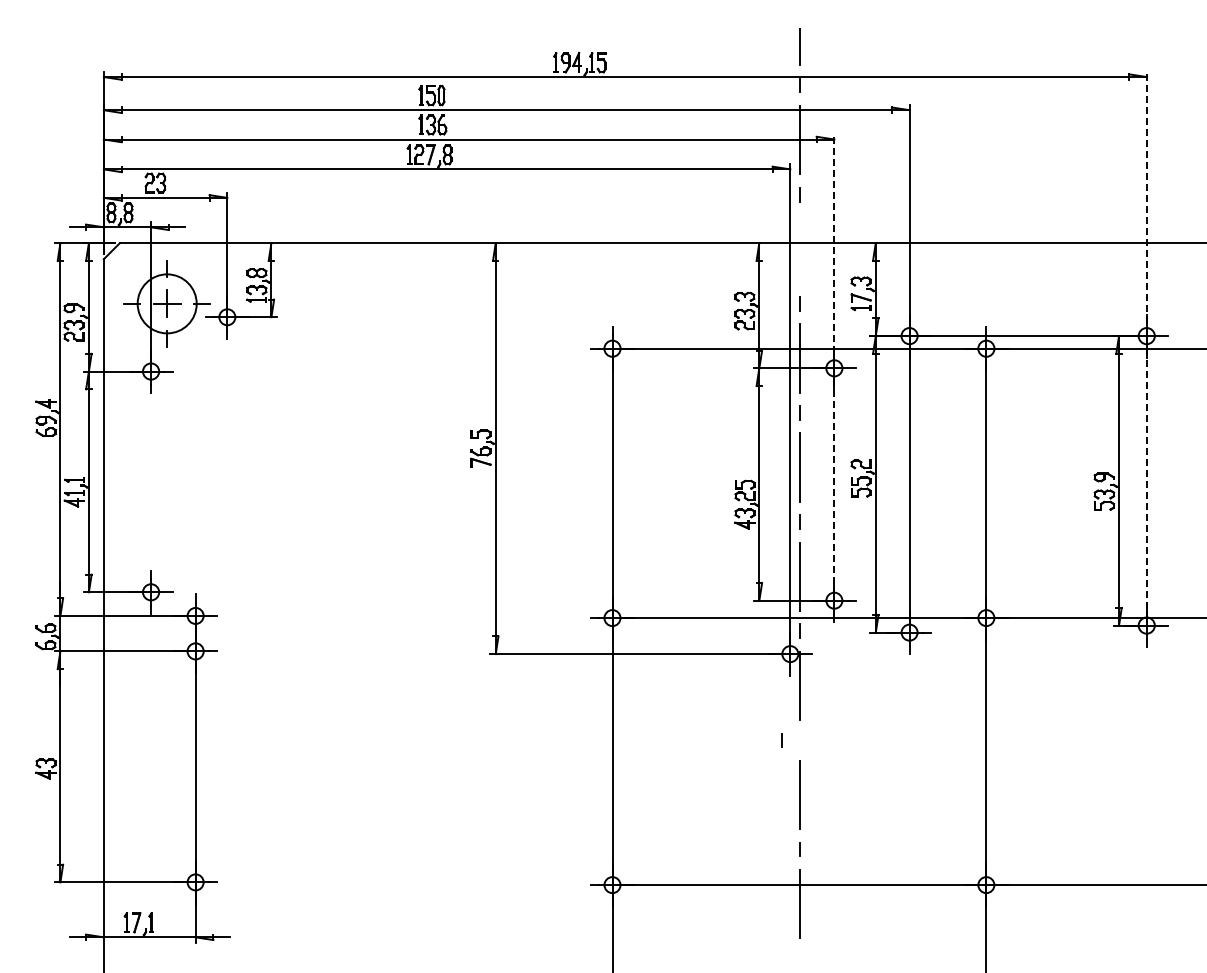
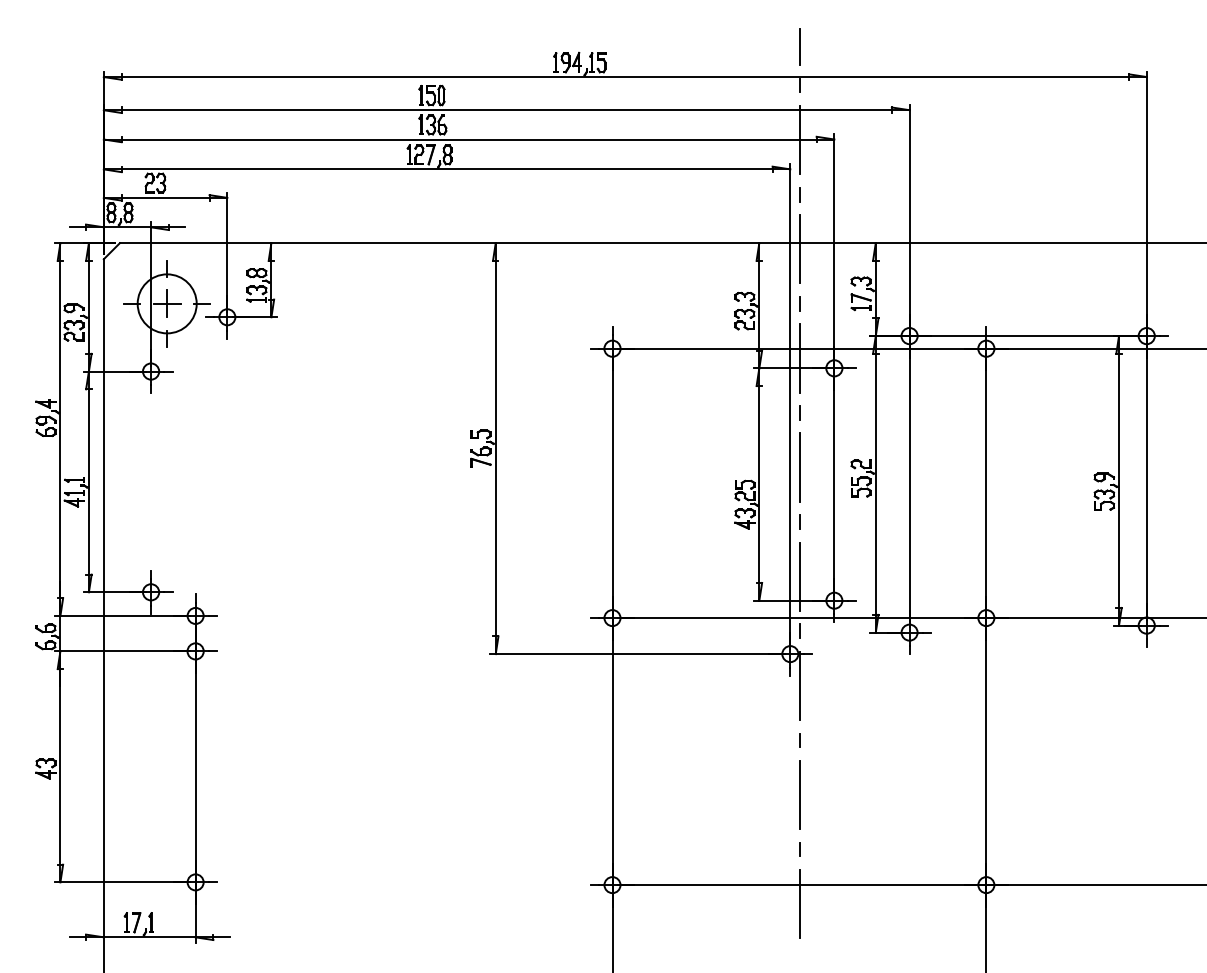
line: none -> present (799, 249)
line: dashed -> solid (1146, 345)
line: dashed -> solid (834, 364)
line position: (781, 740) -> (799, 740) (799, 740)
